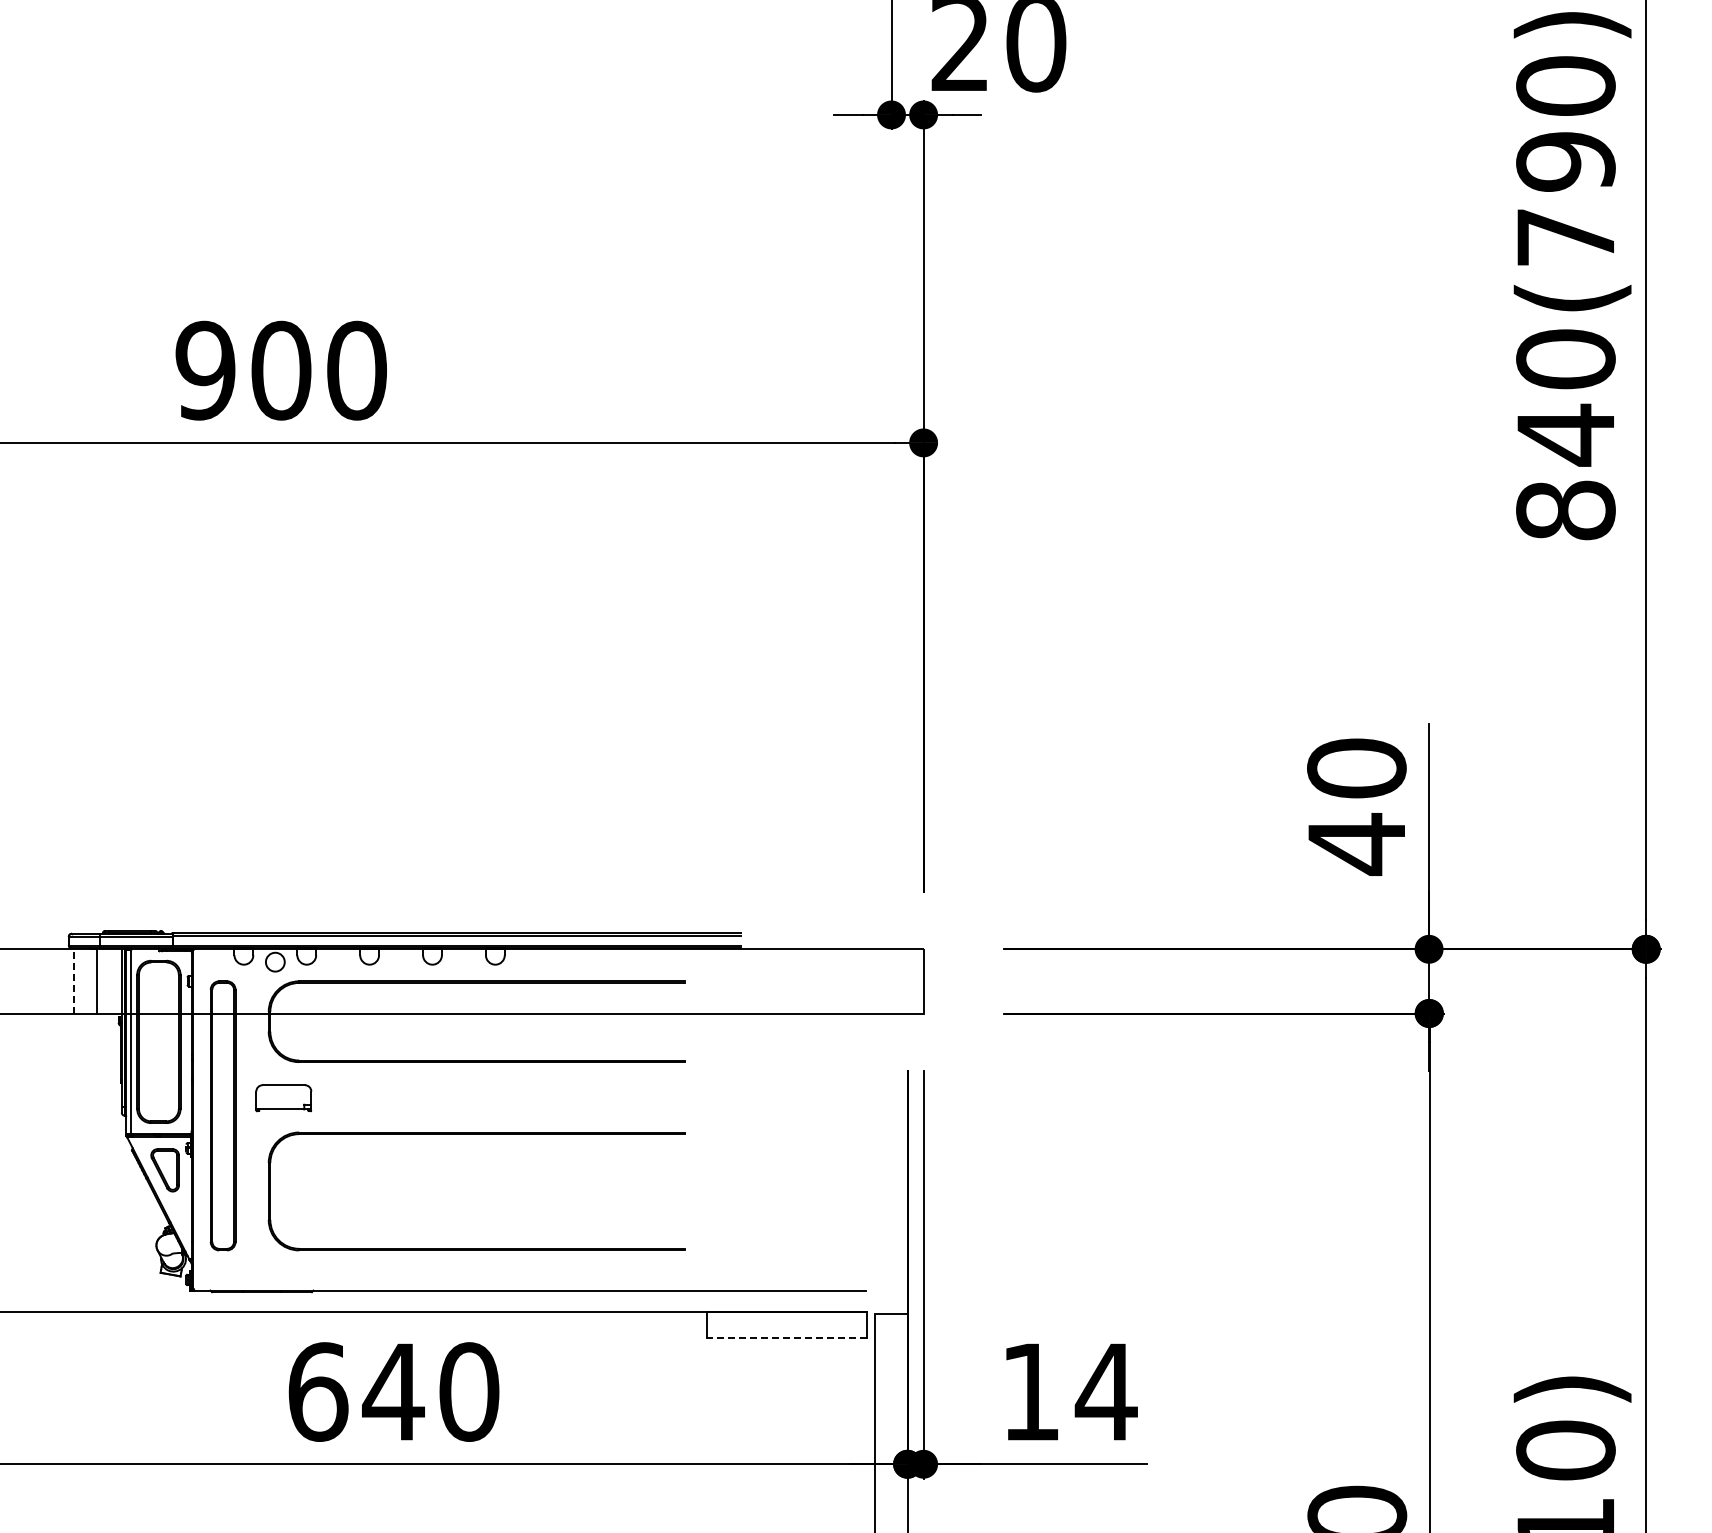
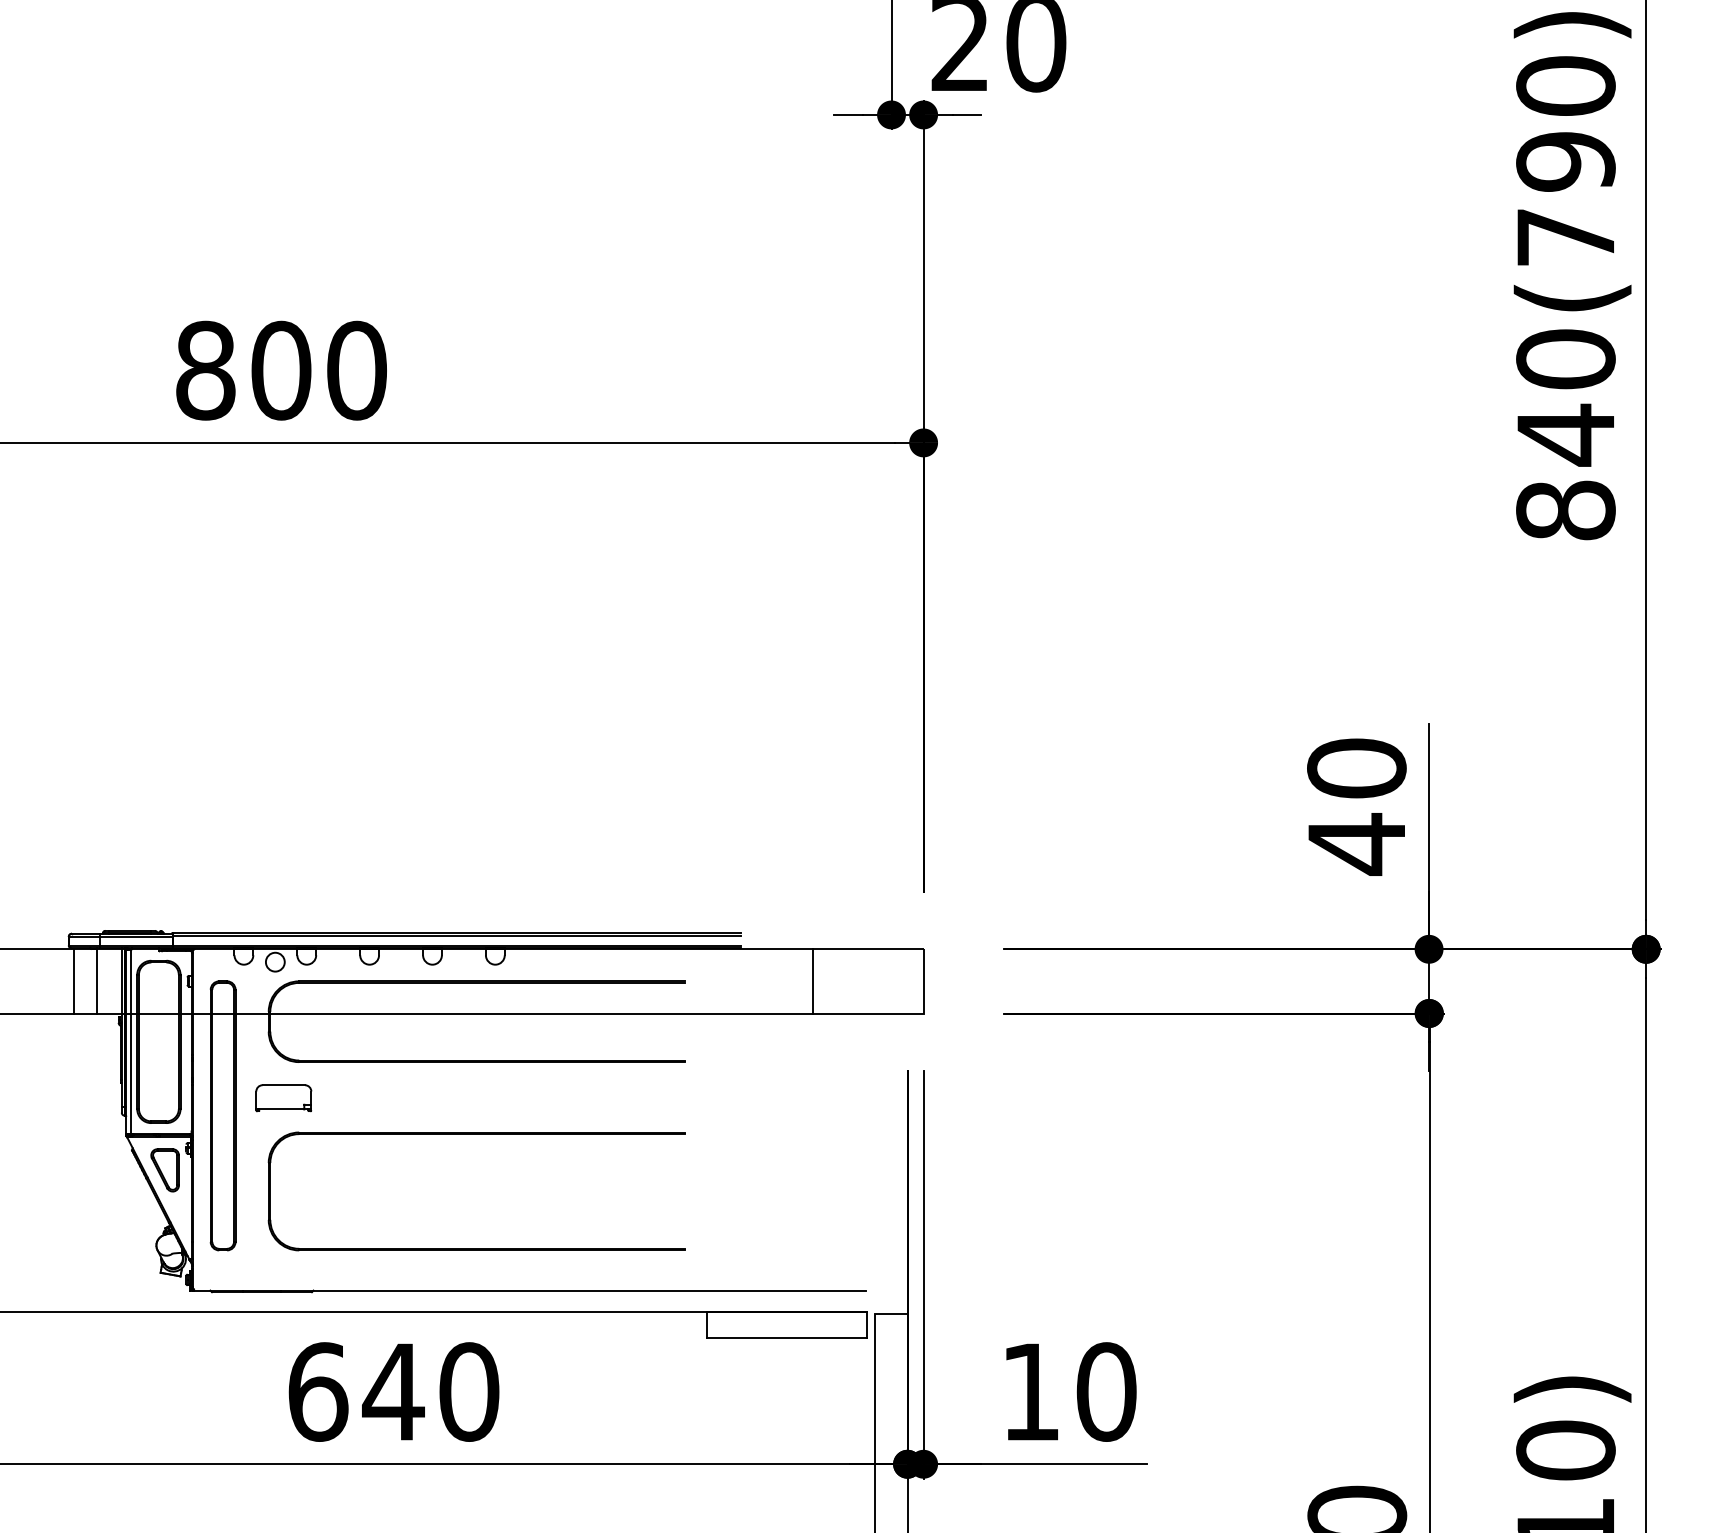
text: 900 -> 800 (205, 370)
line: dashed -> solid (74, 980)
line: none -> present (812, 981)
line: dashed -> solid (786, 1337)
text: 14 -> 10 (1105, 1391)
